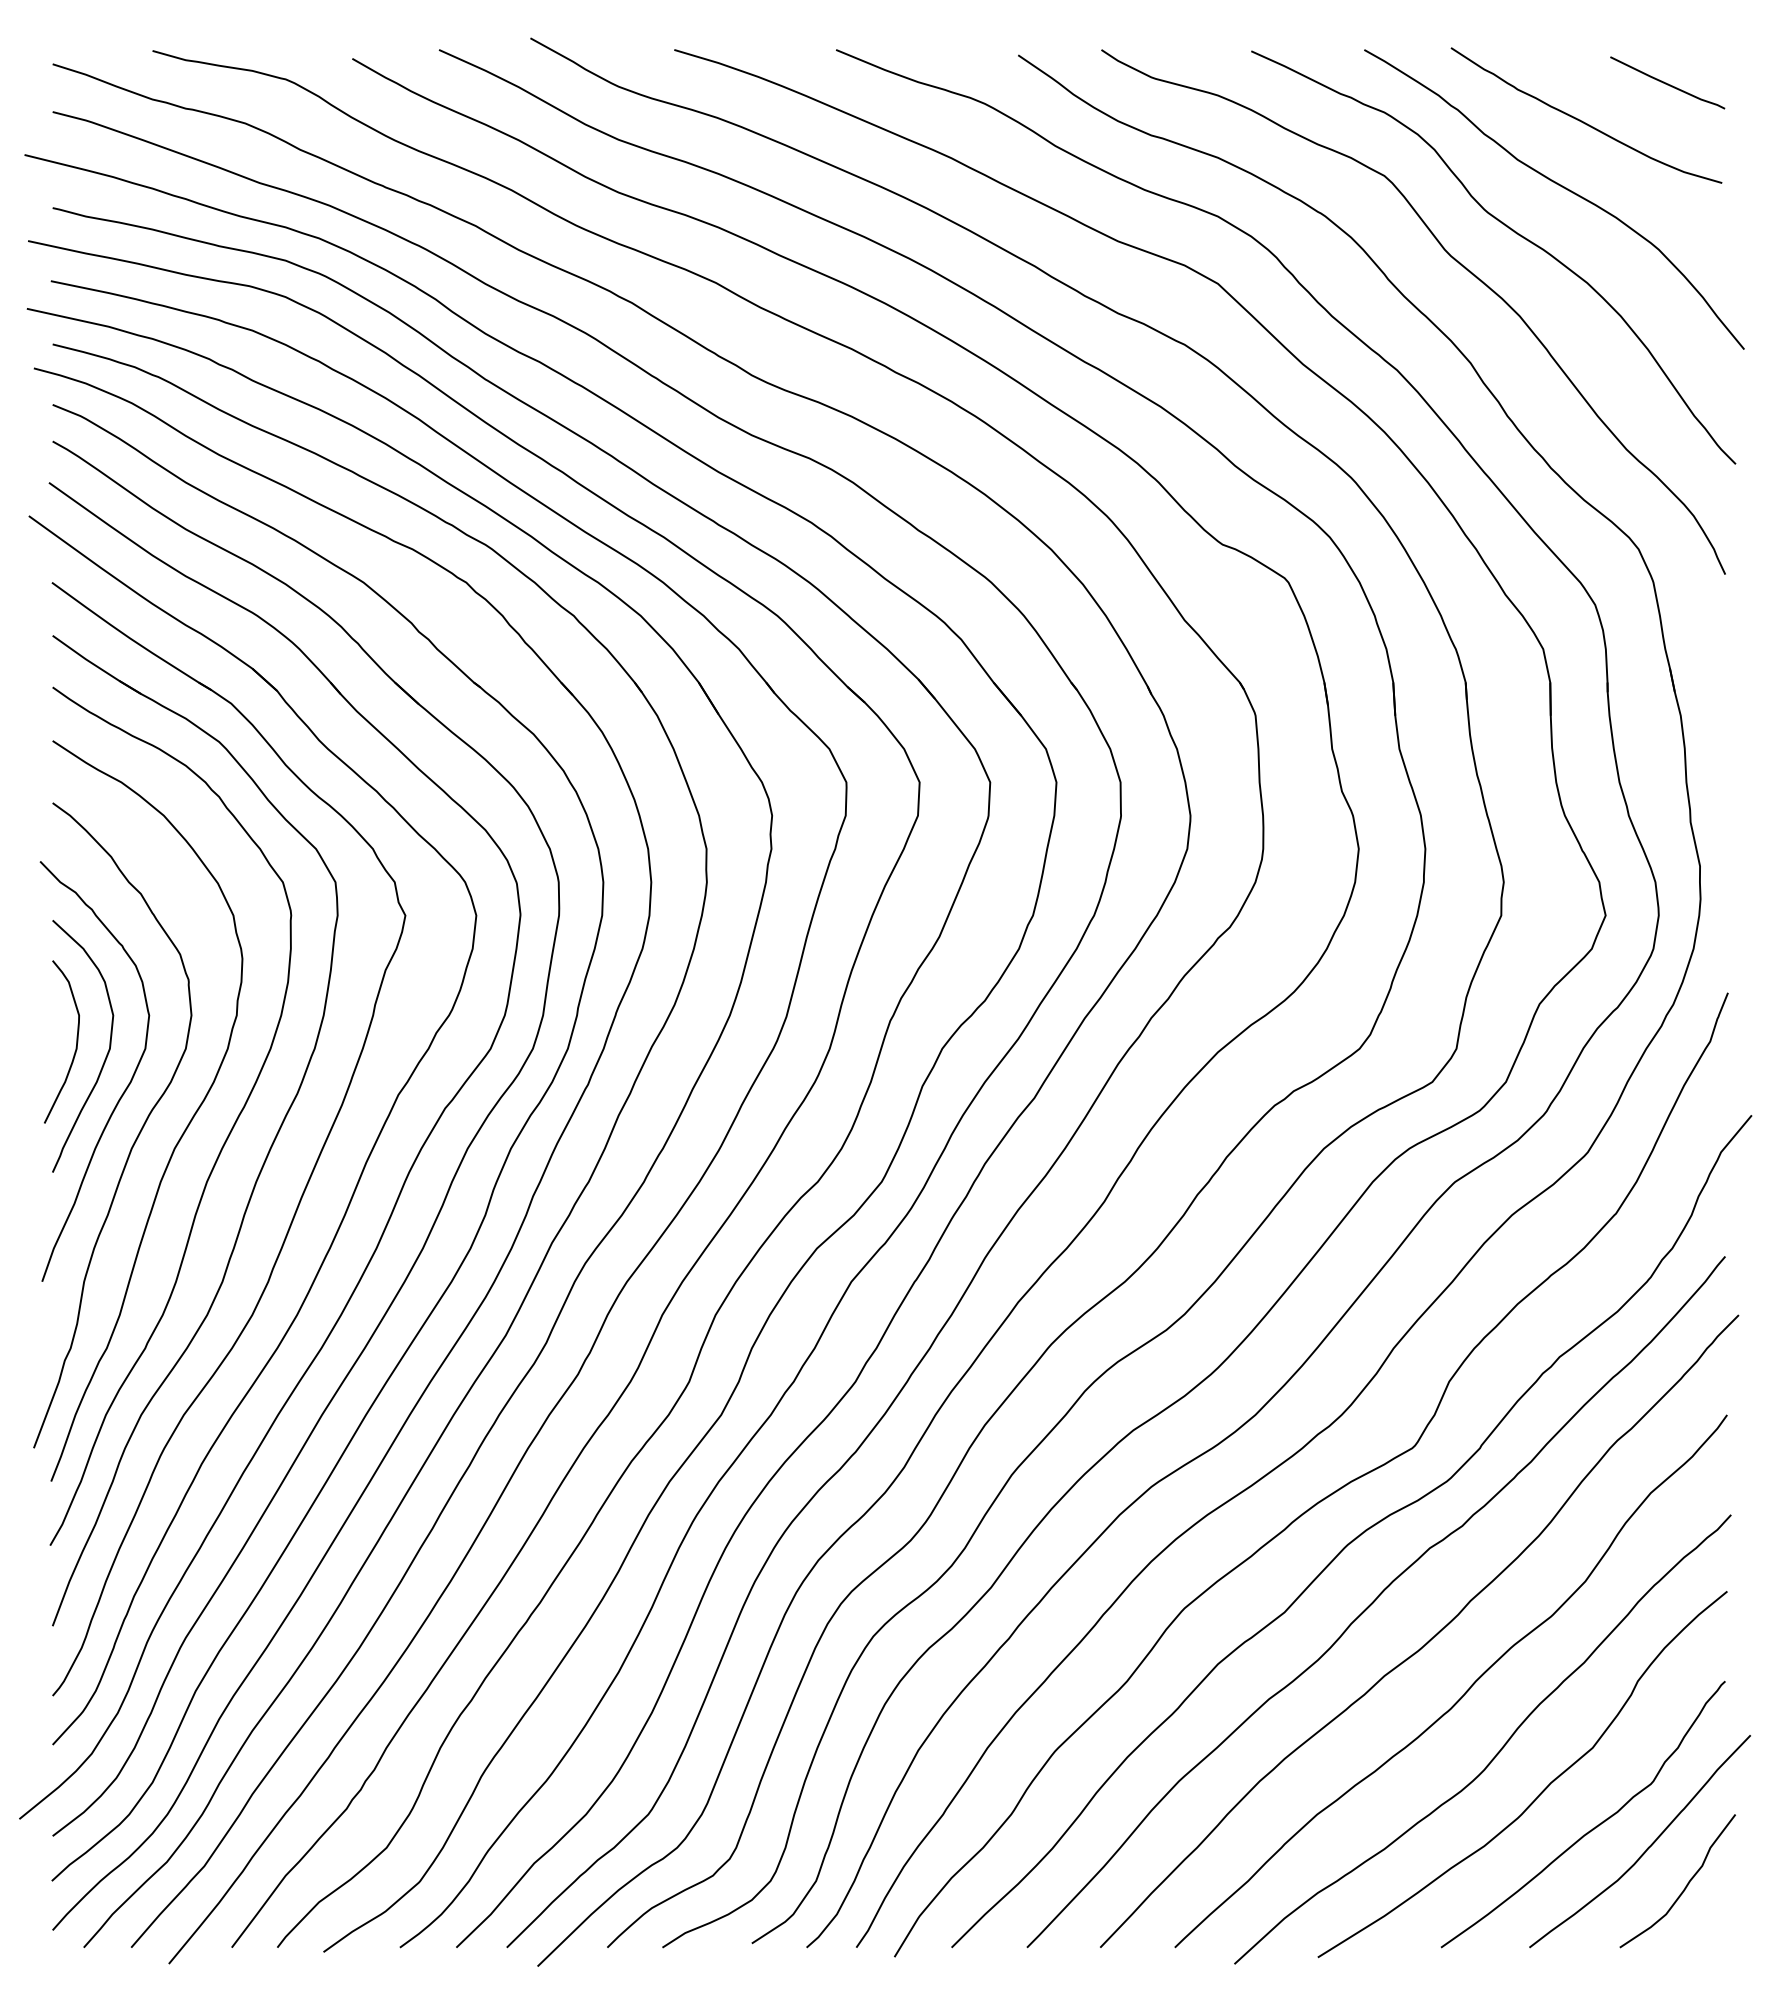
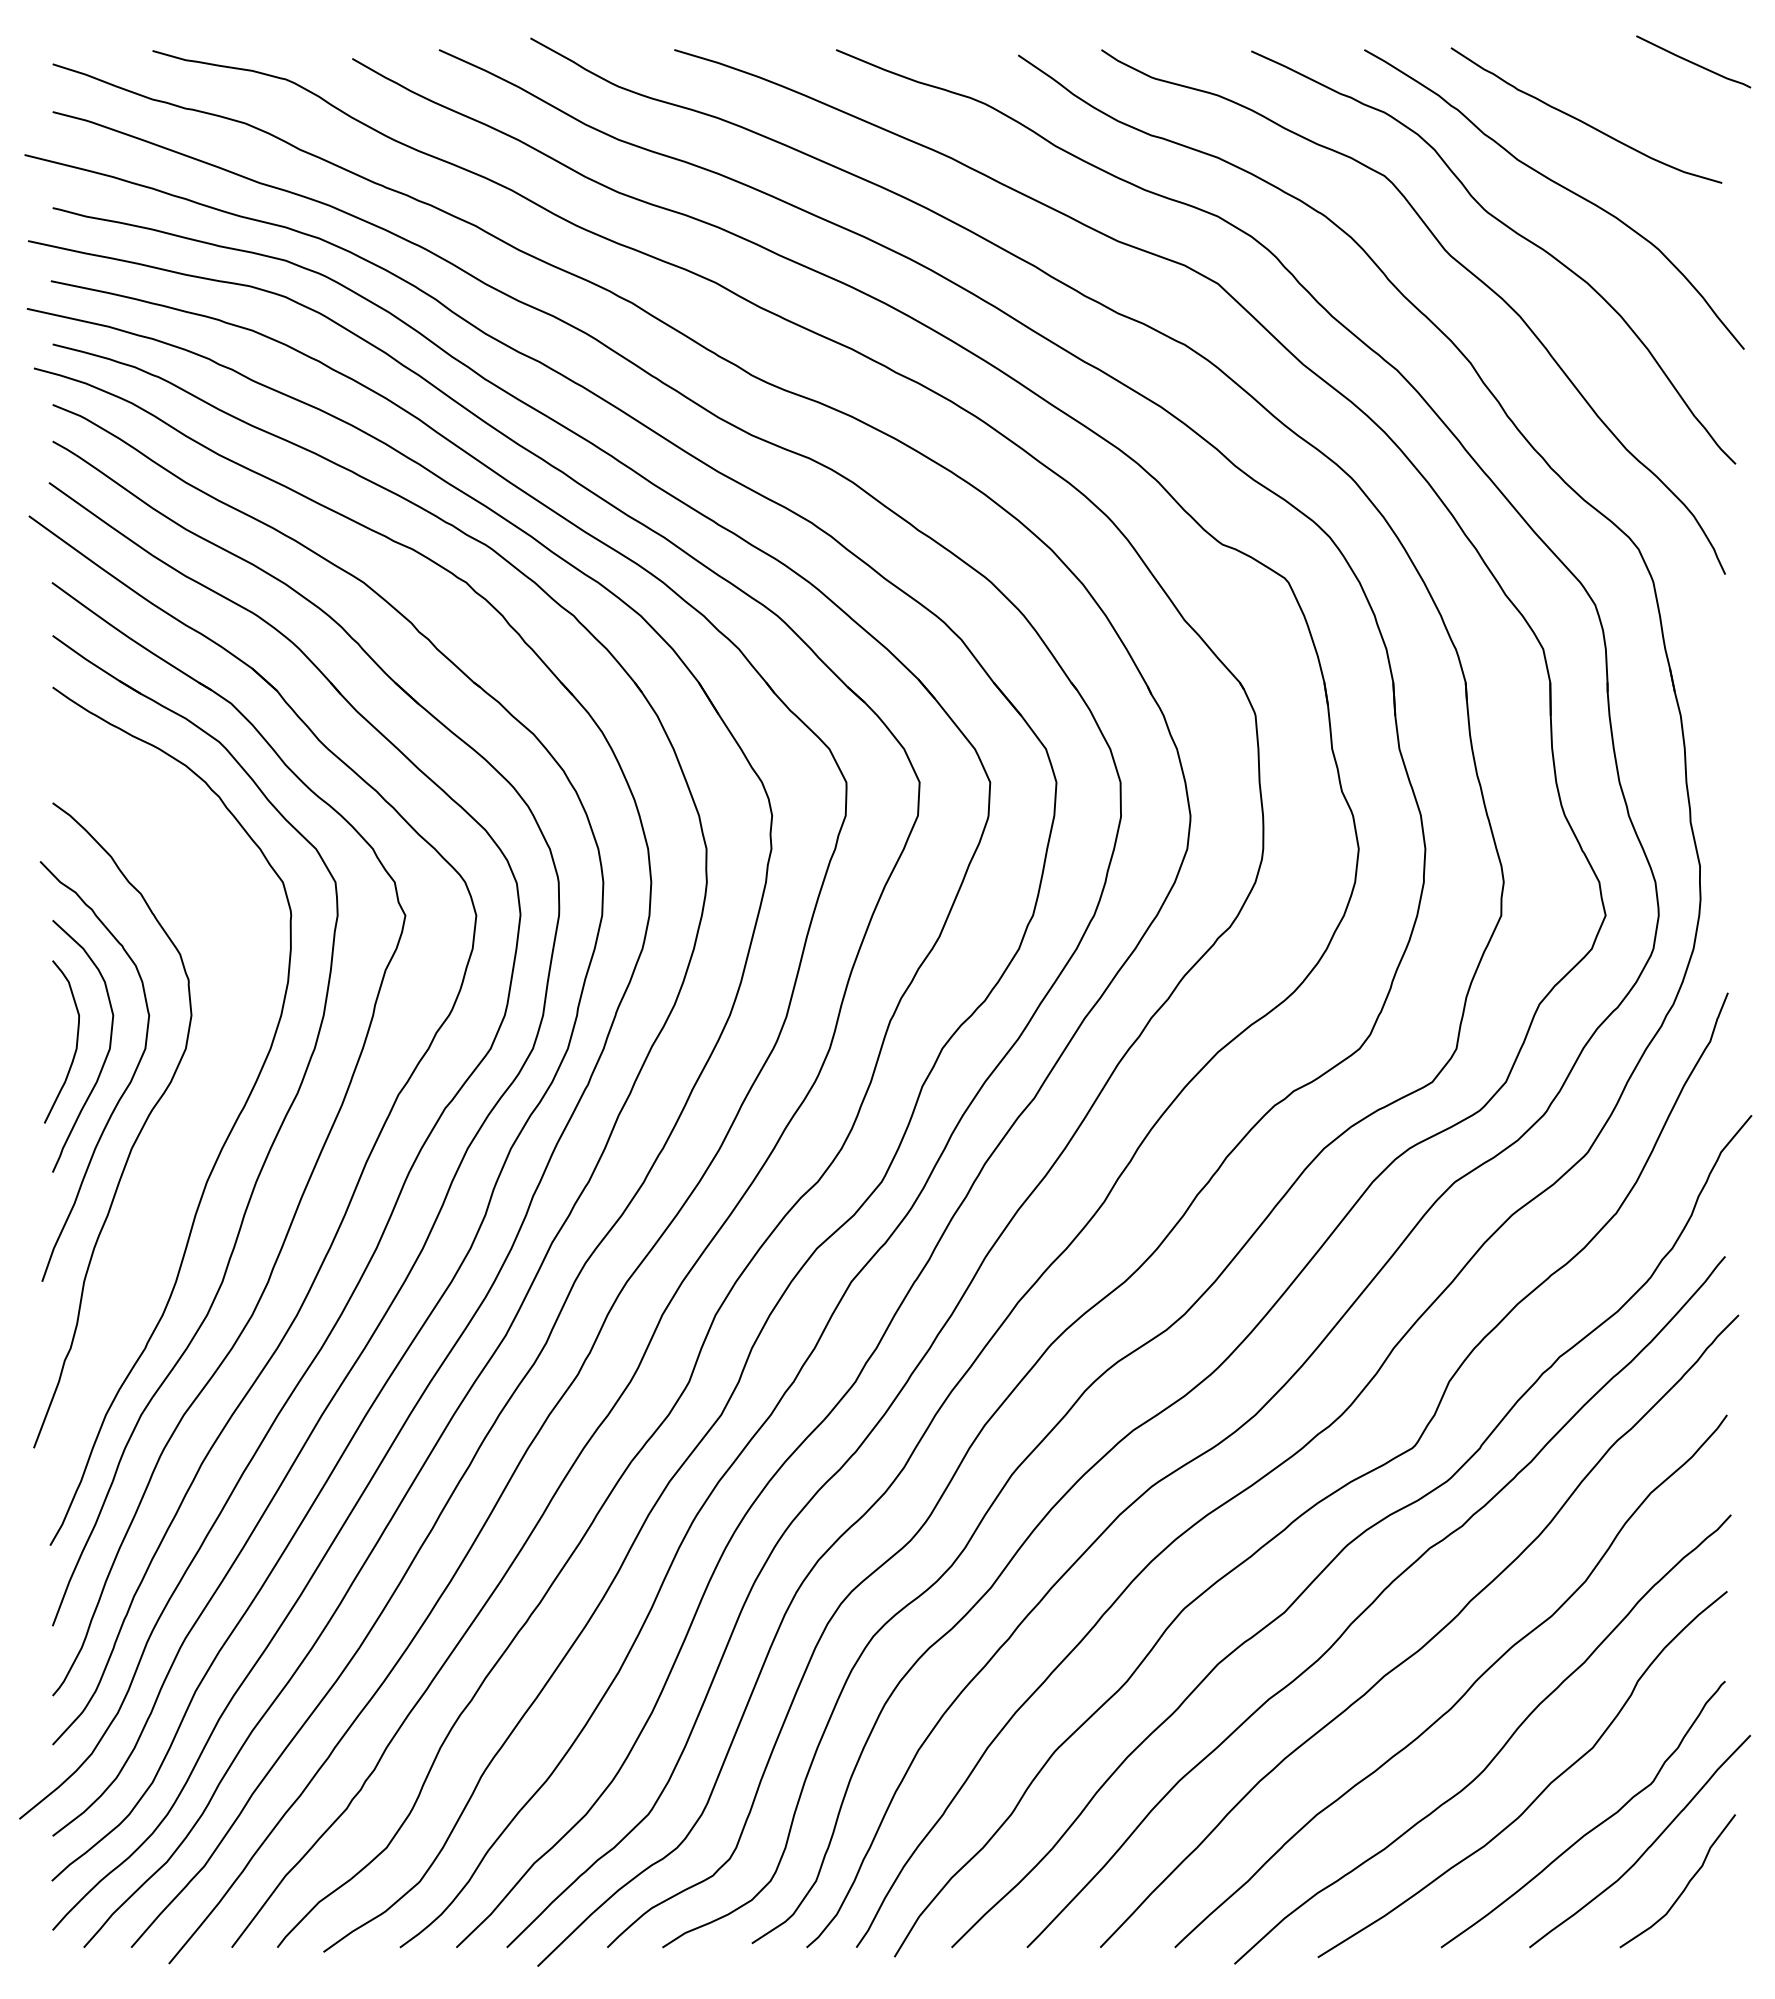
line position: (1666, 82) -> (1692, 61) (1692, 61)
curve: present -> none (184, 1129)
